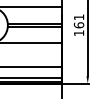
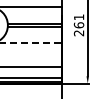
text: 161 -> 261 (78, 33)
line: solid -> dashed (31, 43)
